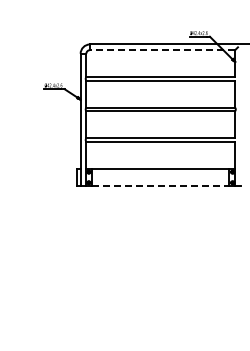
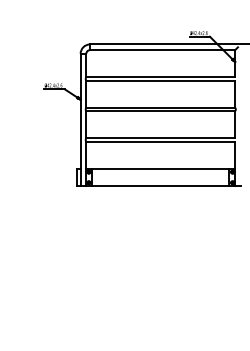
line: dashed -> solid (162, 50)
line: dashed -> solid (160, 186)
